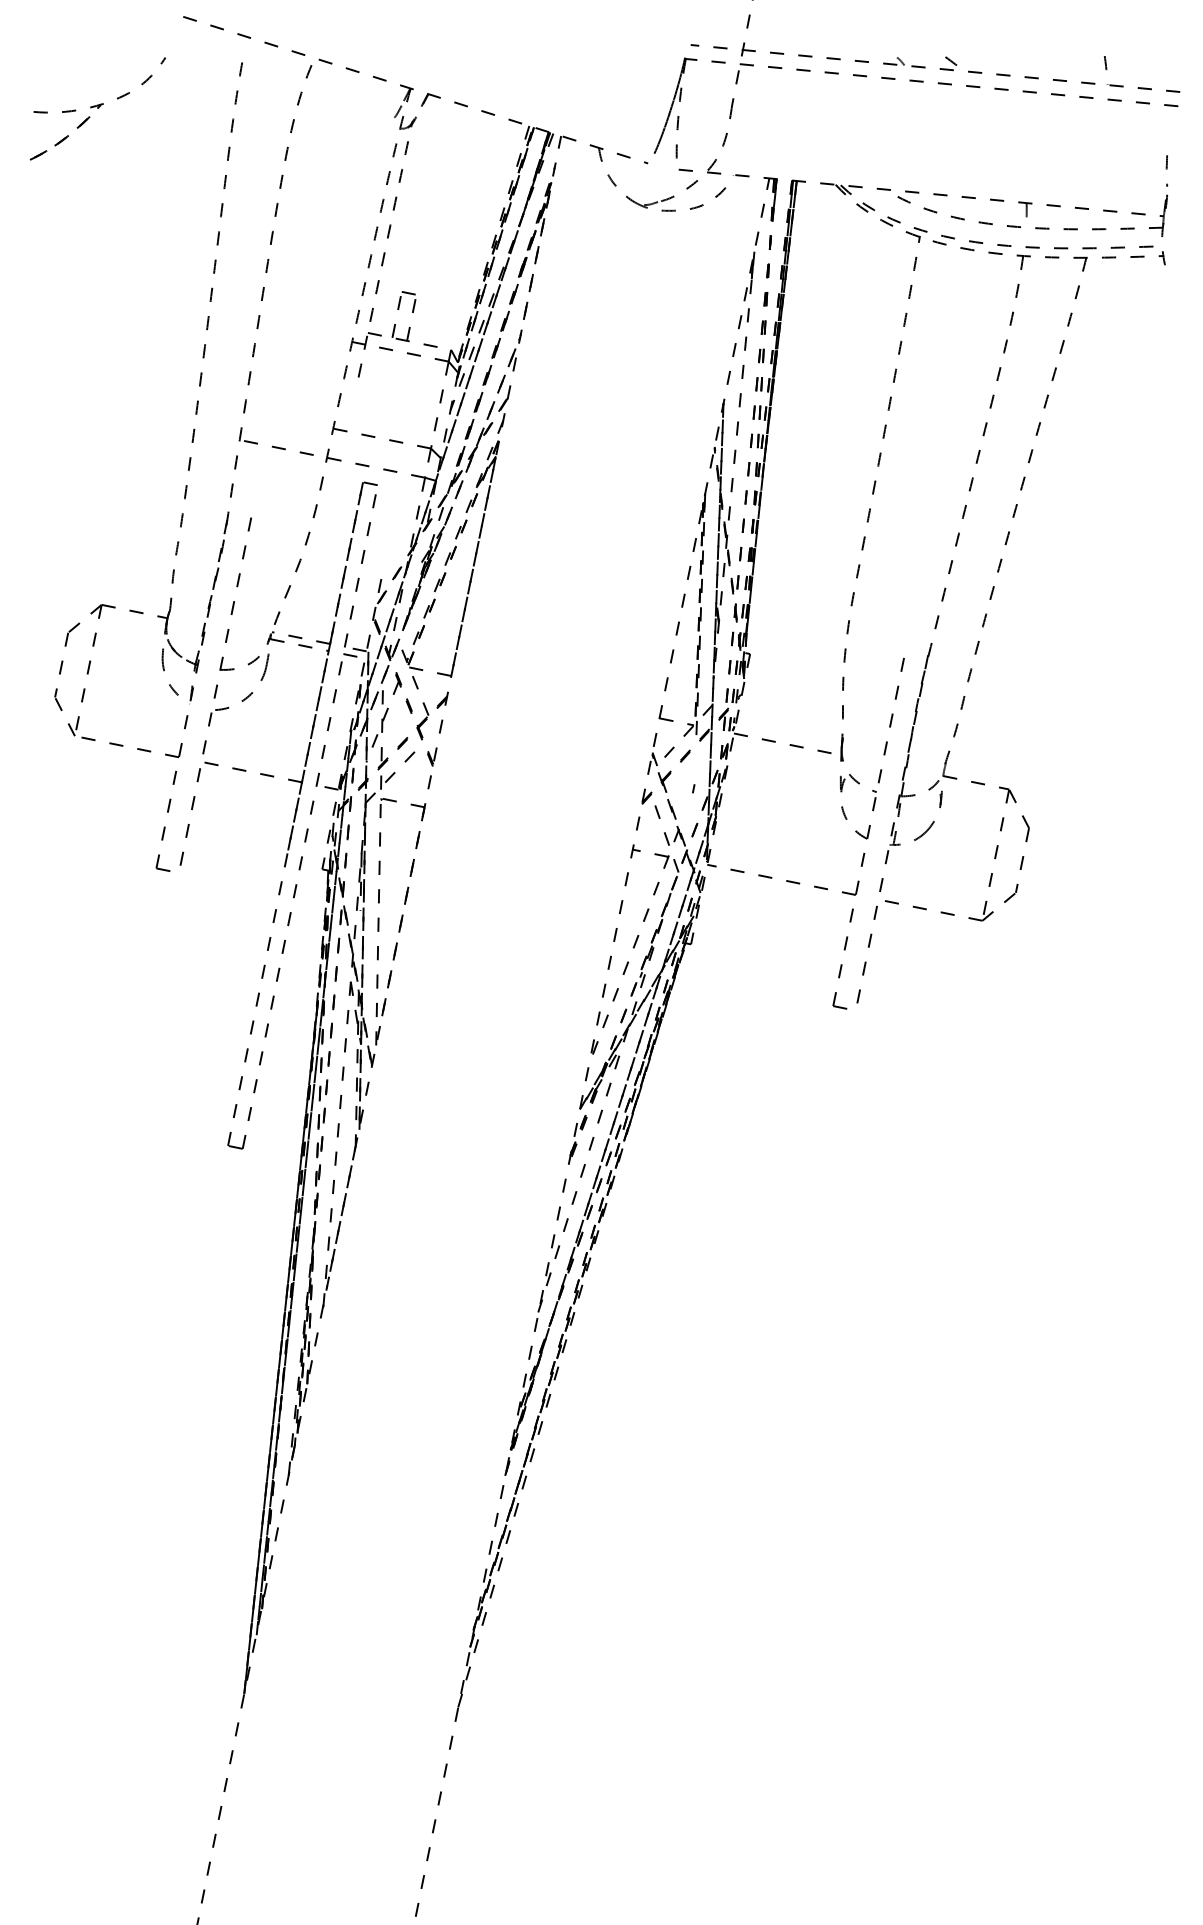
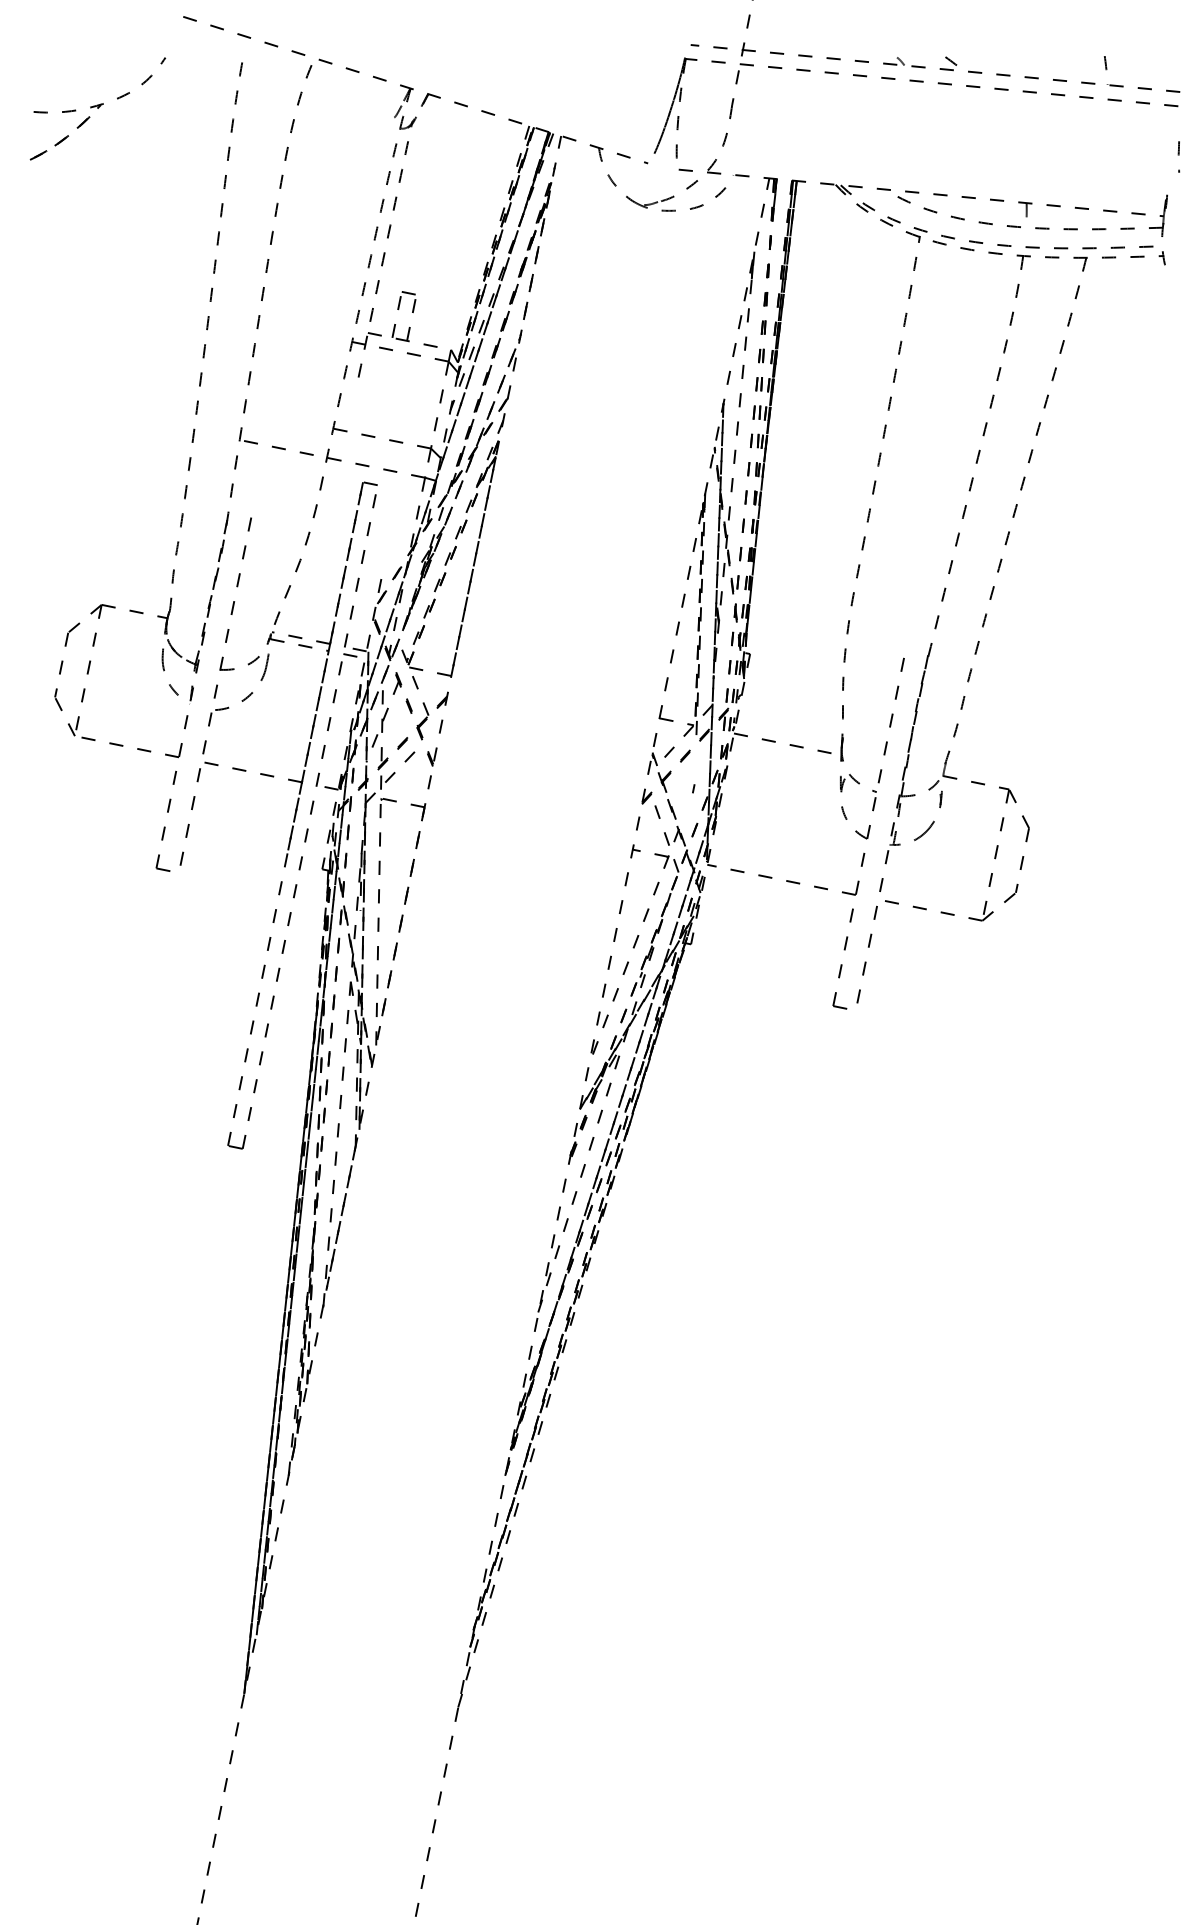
curve position: (1166, 169) -> (1178, 155) (1178, 155)
